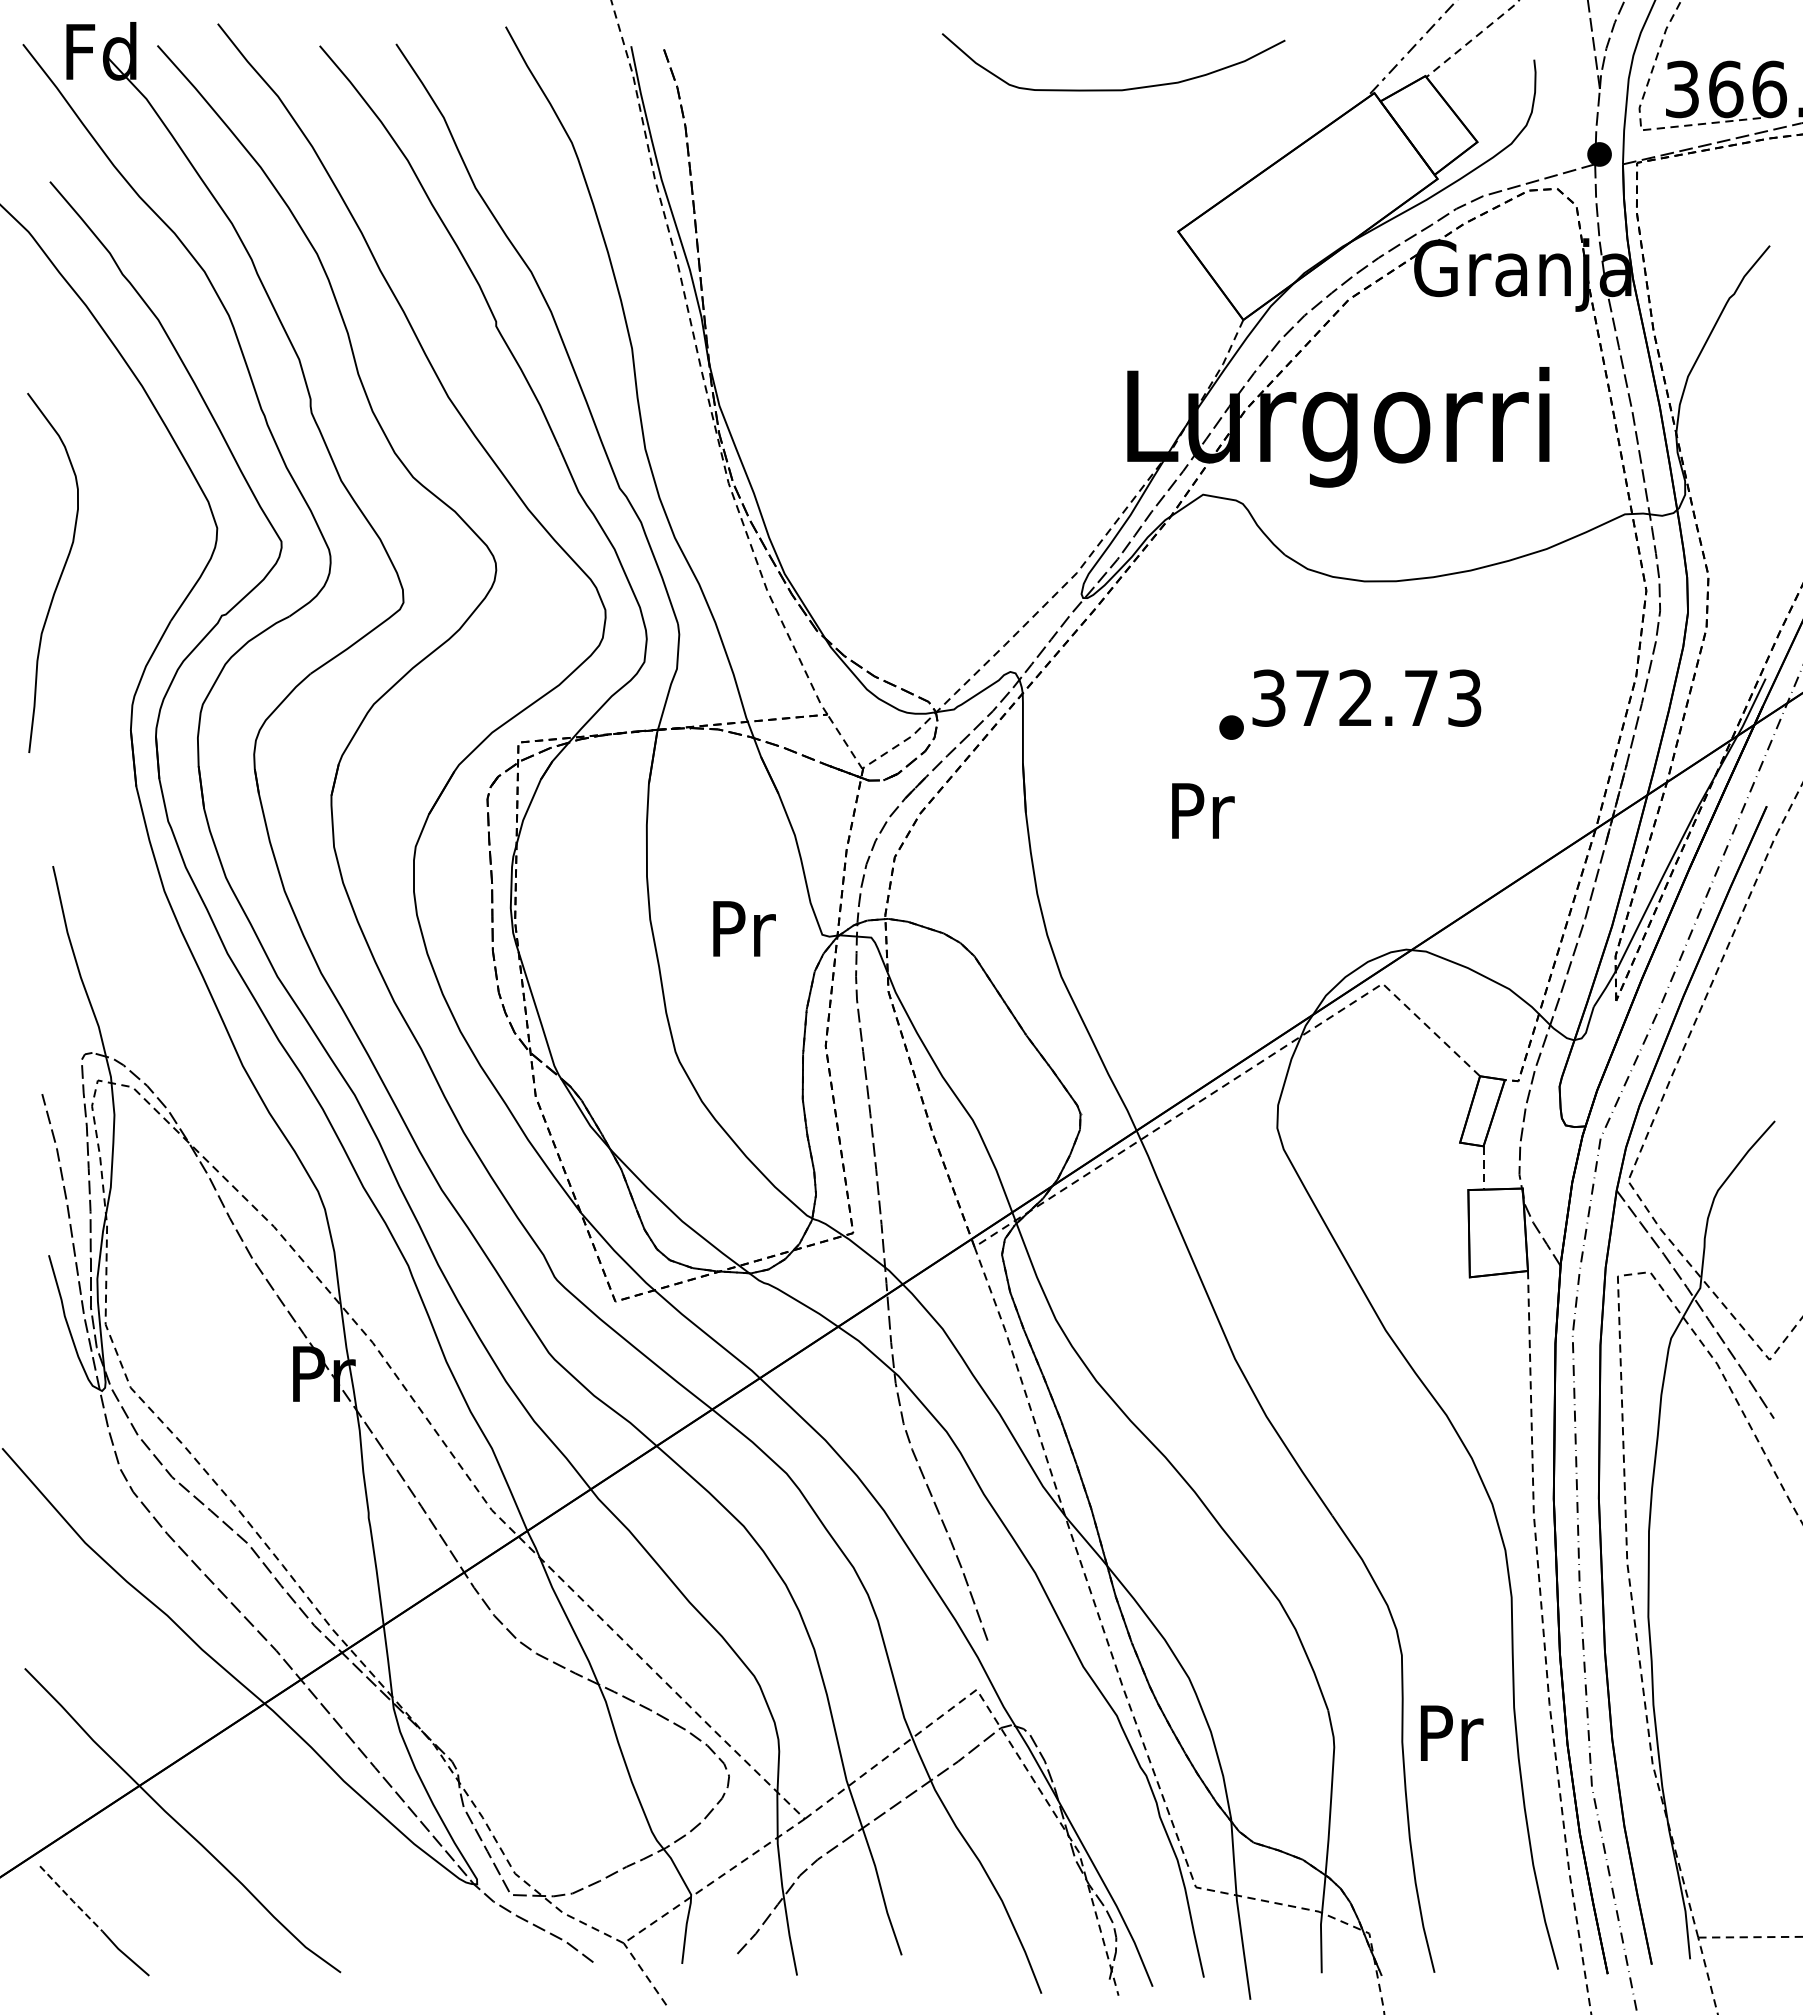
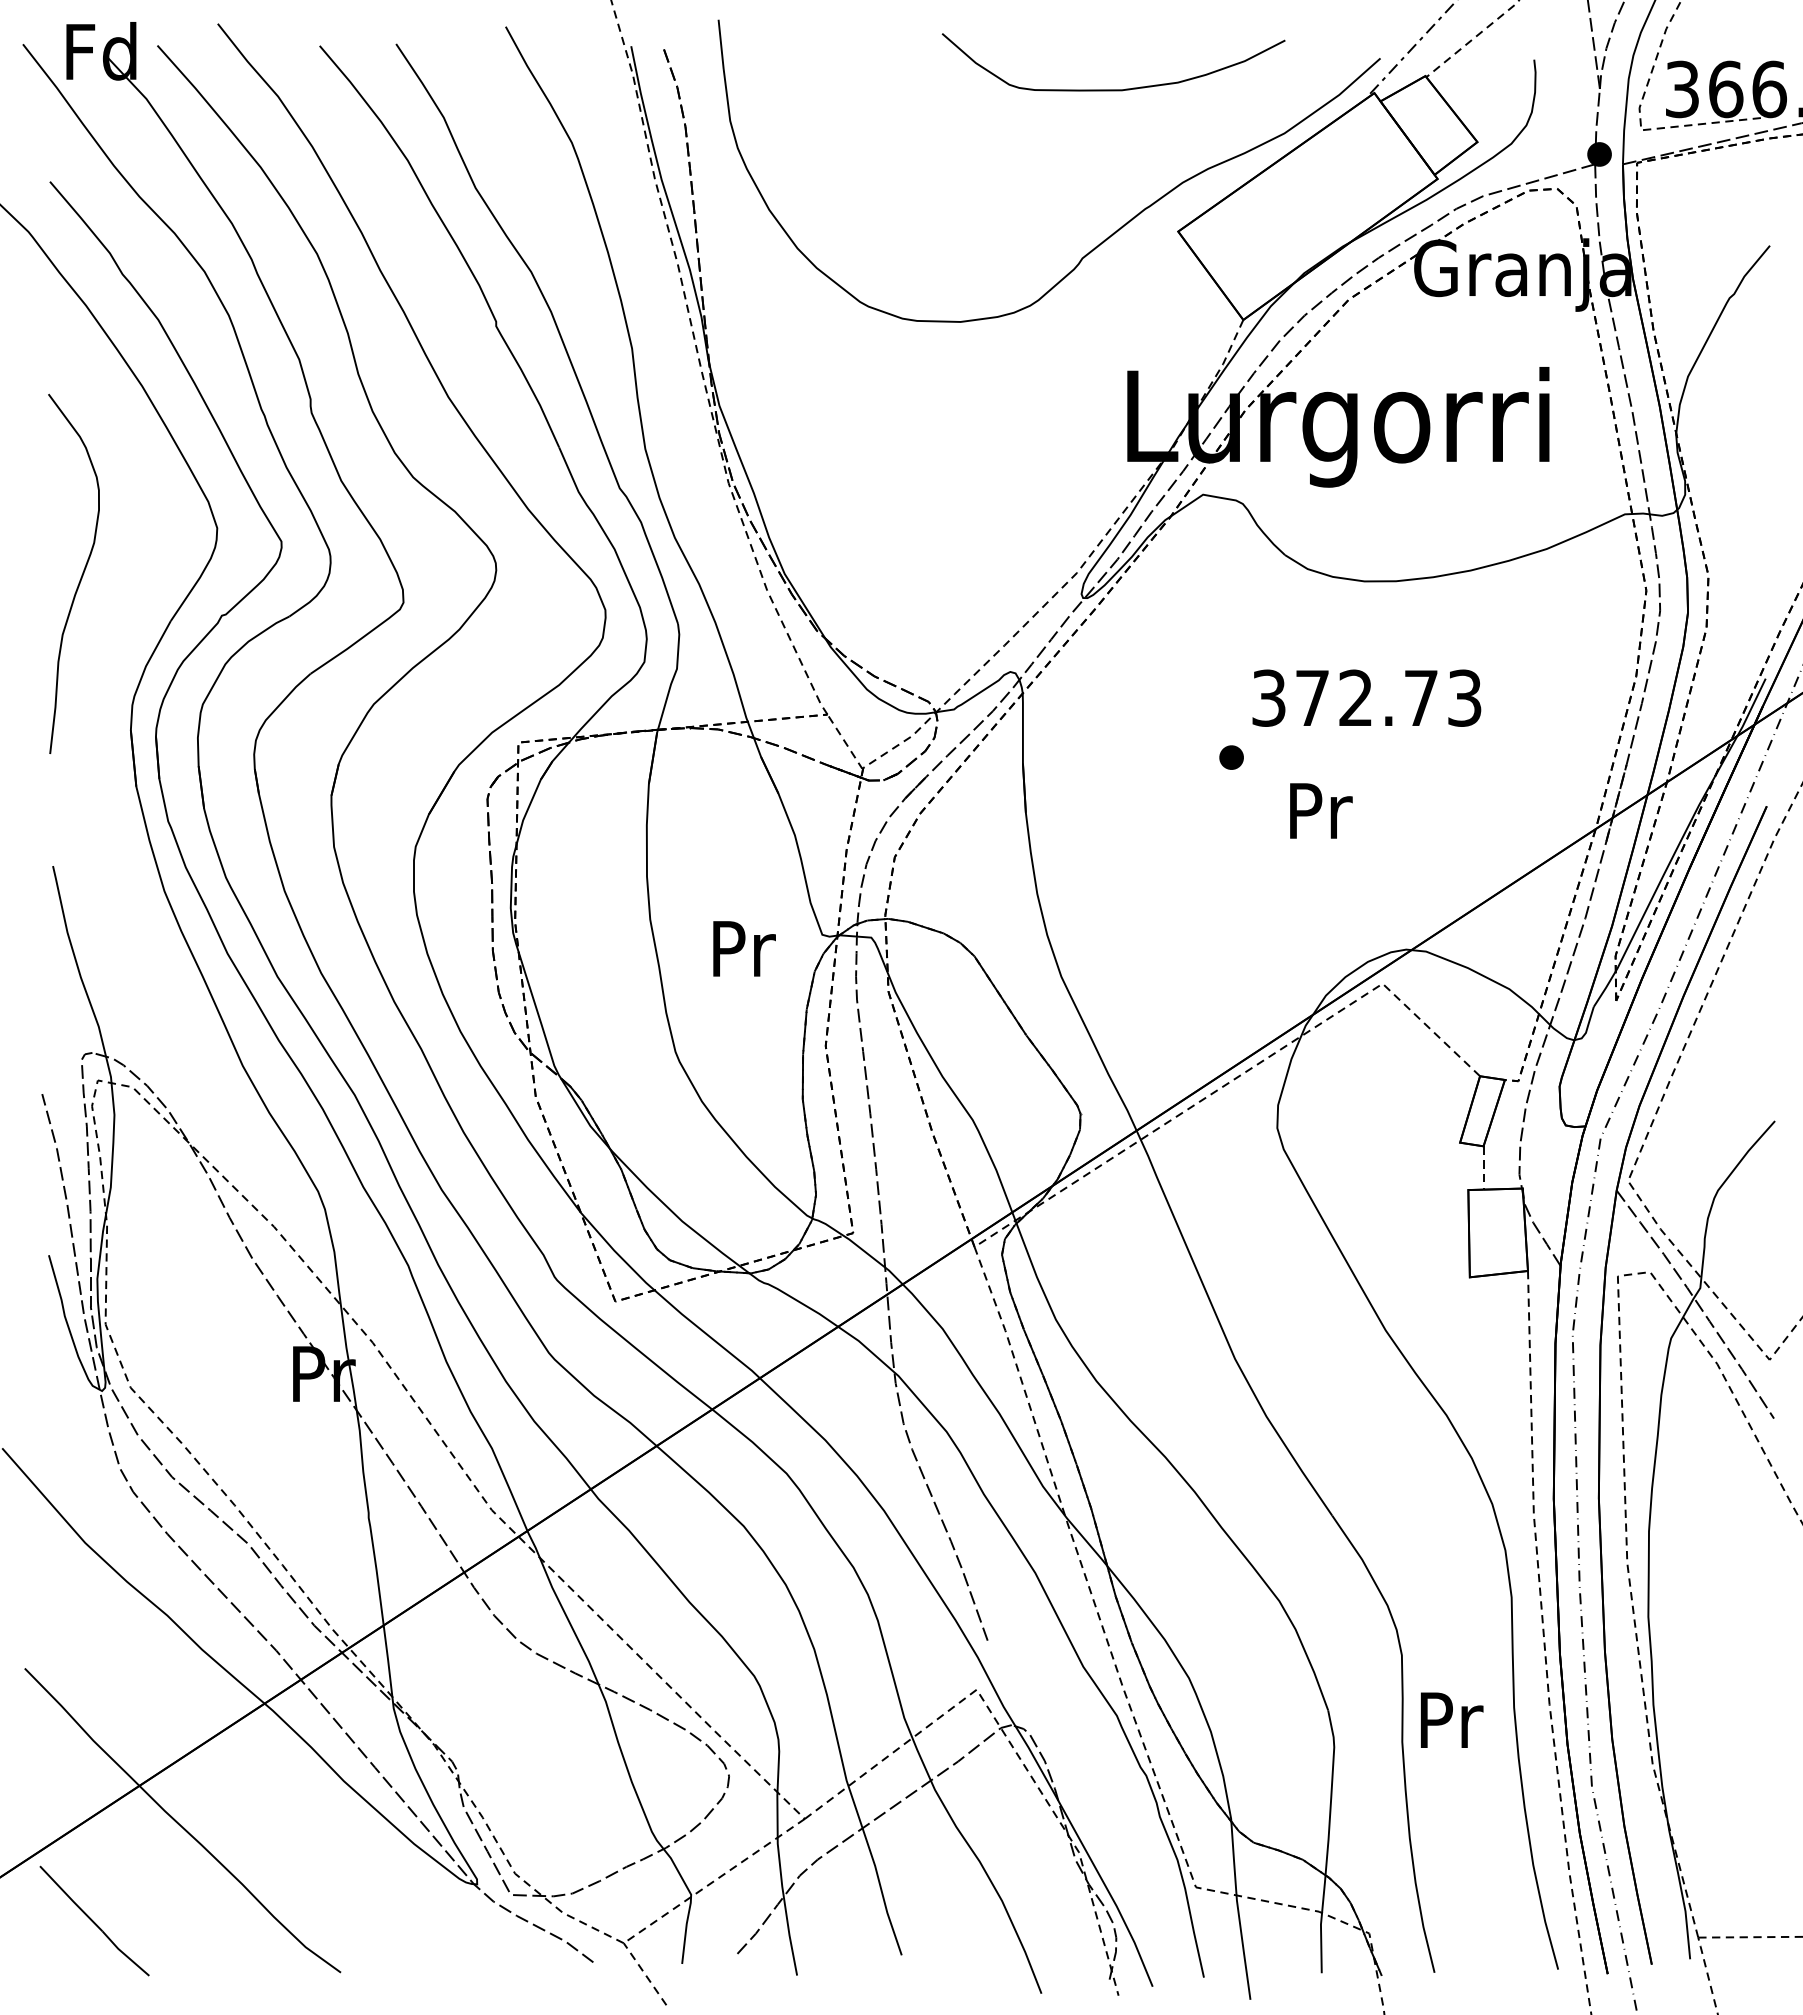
part: none -> present (1104, 239)
curve position: (60, 573) -> (81, 574) (81, 574)
part position: (1231, 727) -> (1231, 757) (1231, 757)
text position: (1203, 810) -> (1321, 810) (1321, 810)
text position: (744, 928) -> (744, 948) (744, 948)
text position: (1452, 1732) -> (1452, 1719) (1452, 1719)
line: dashed -> solid (71, 1899)
